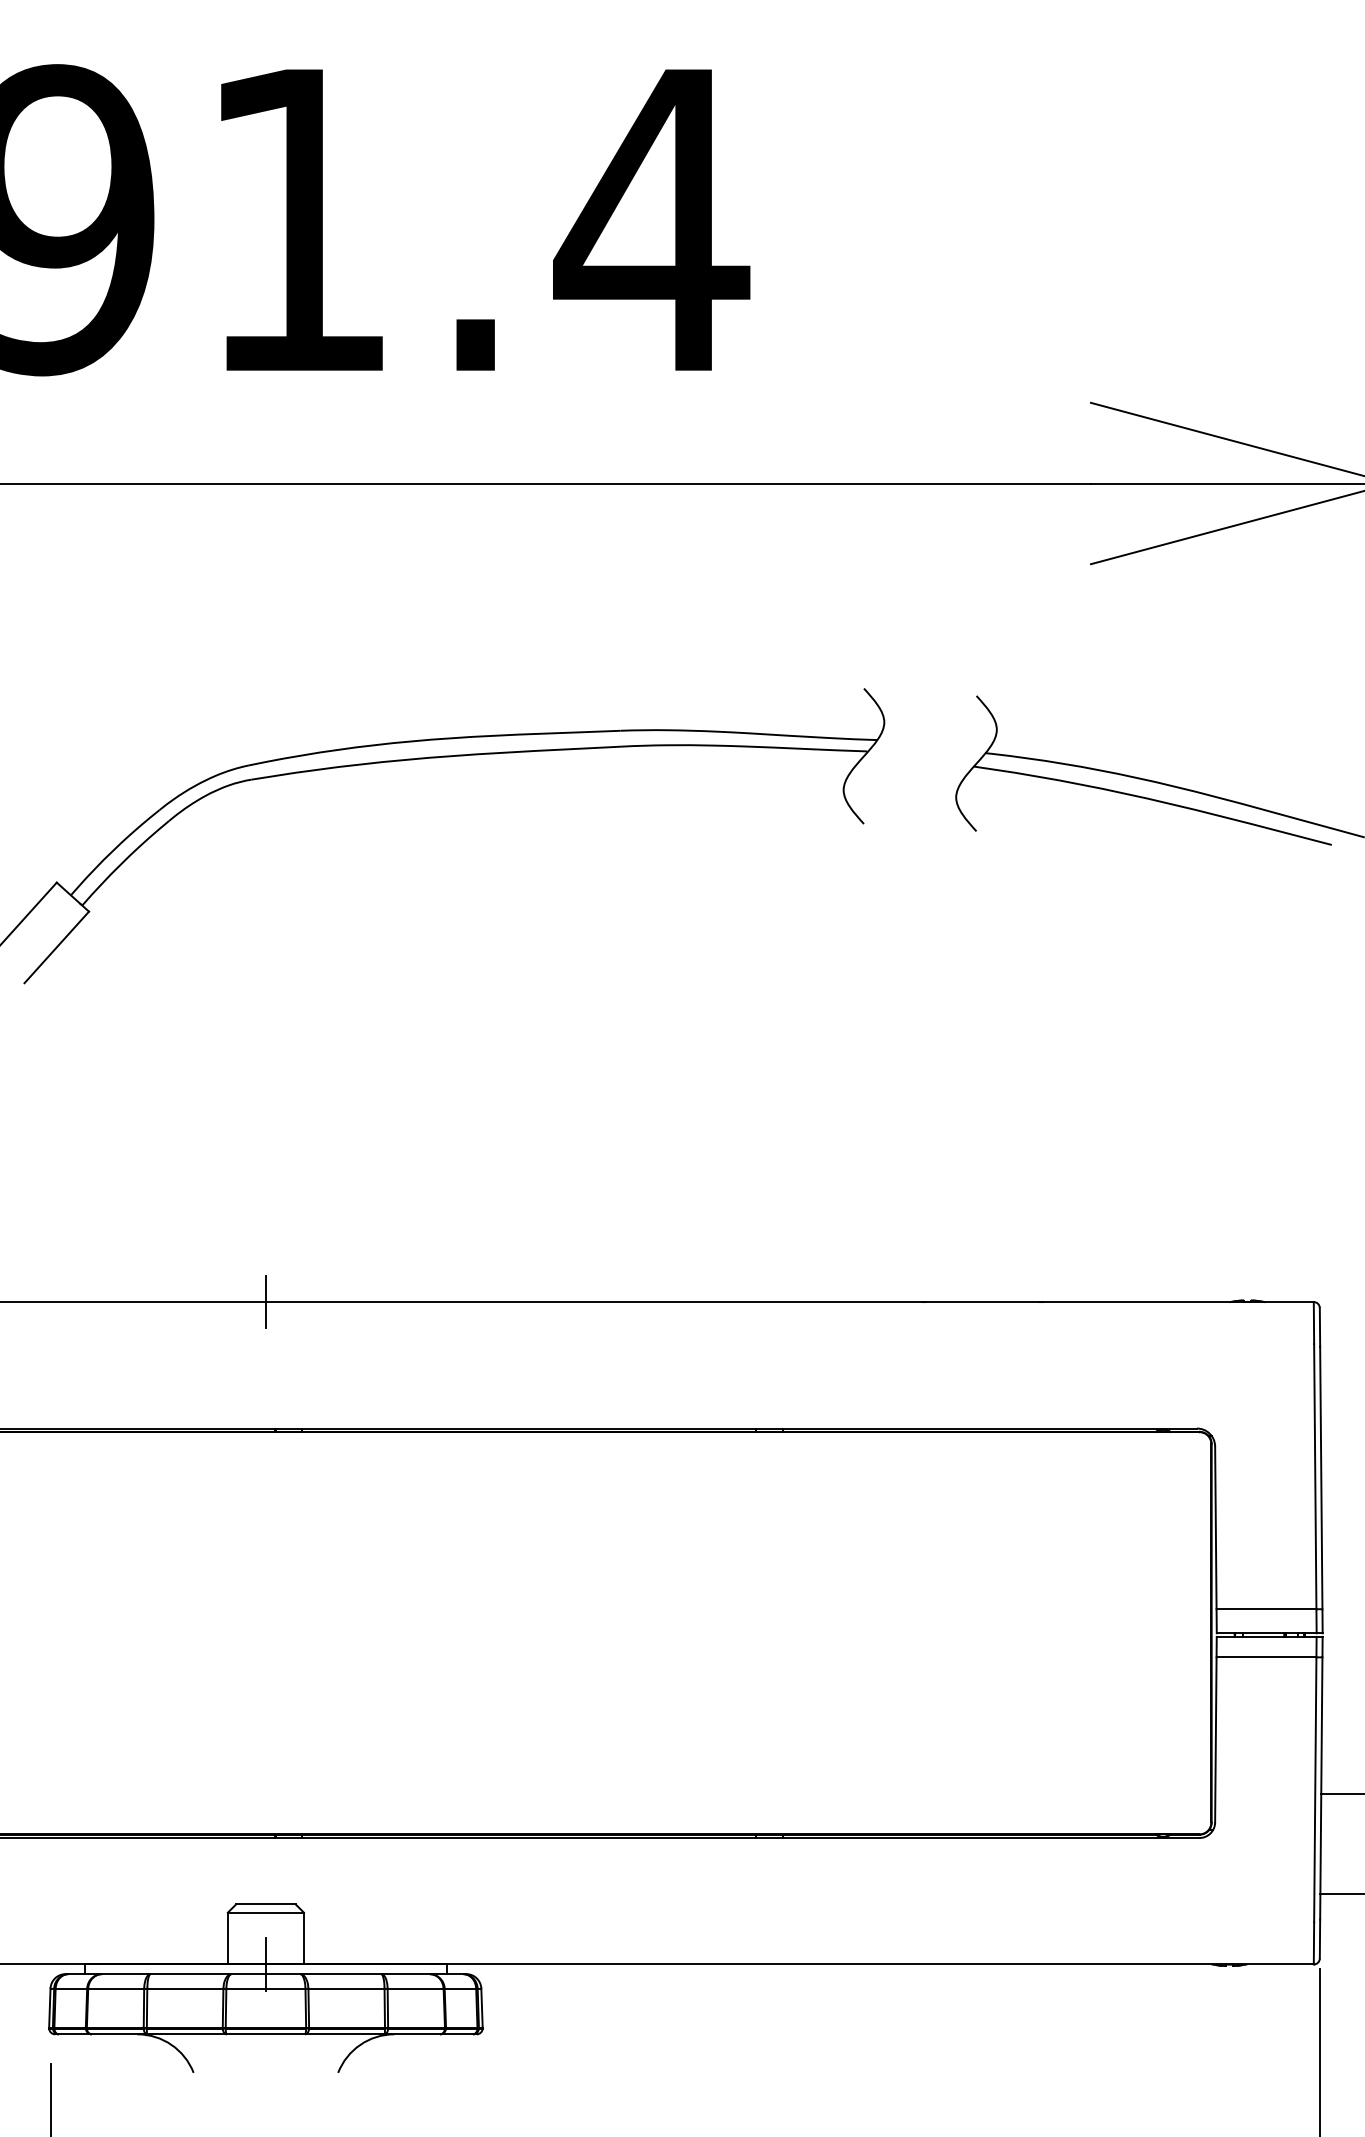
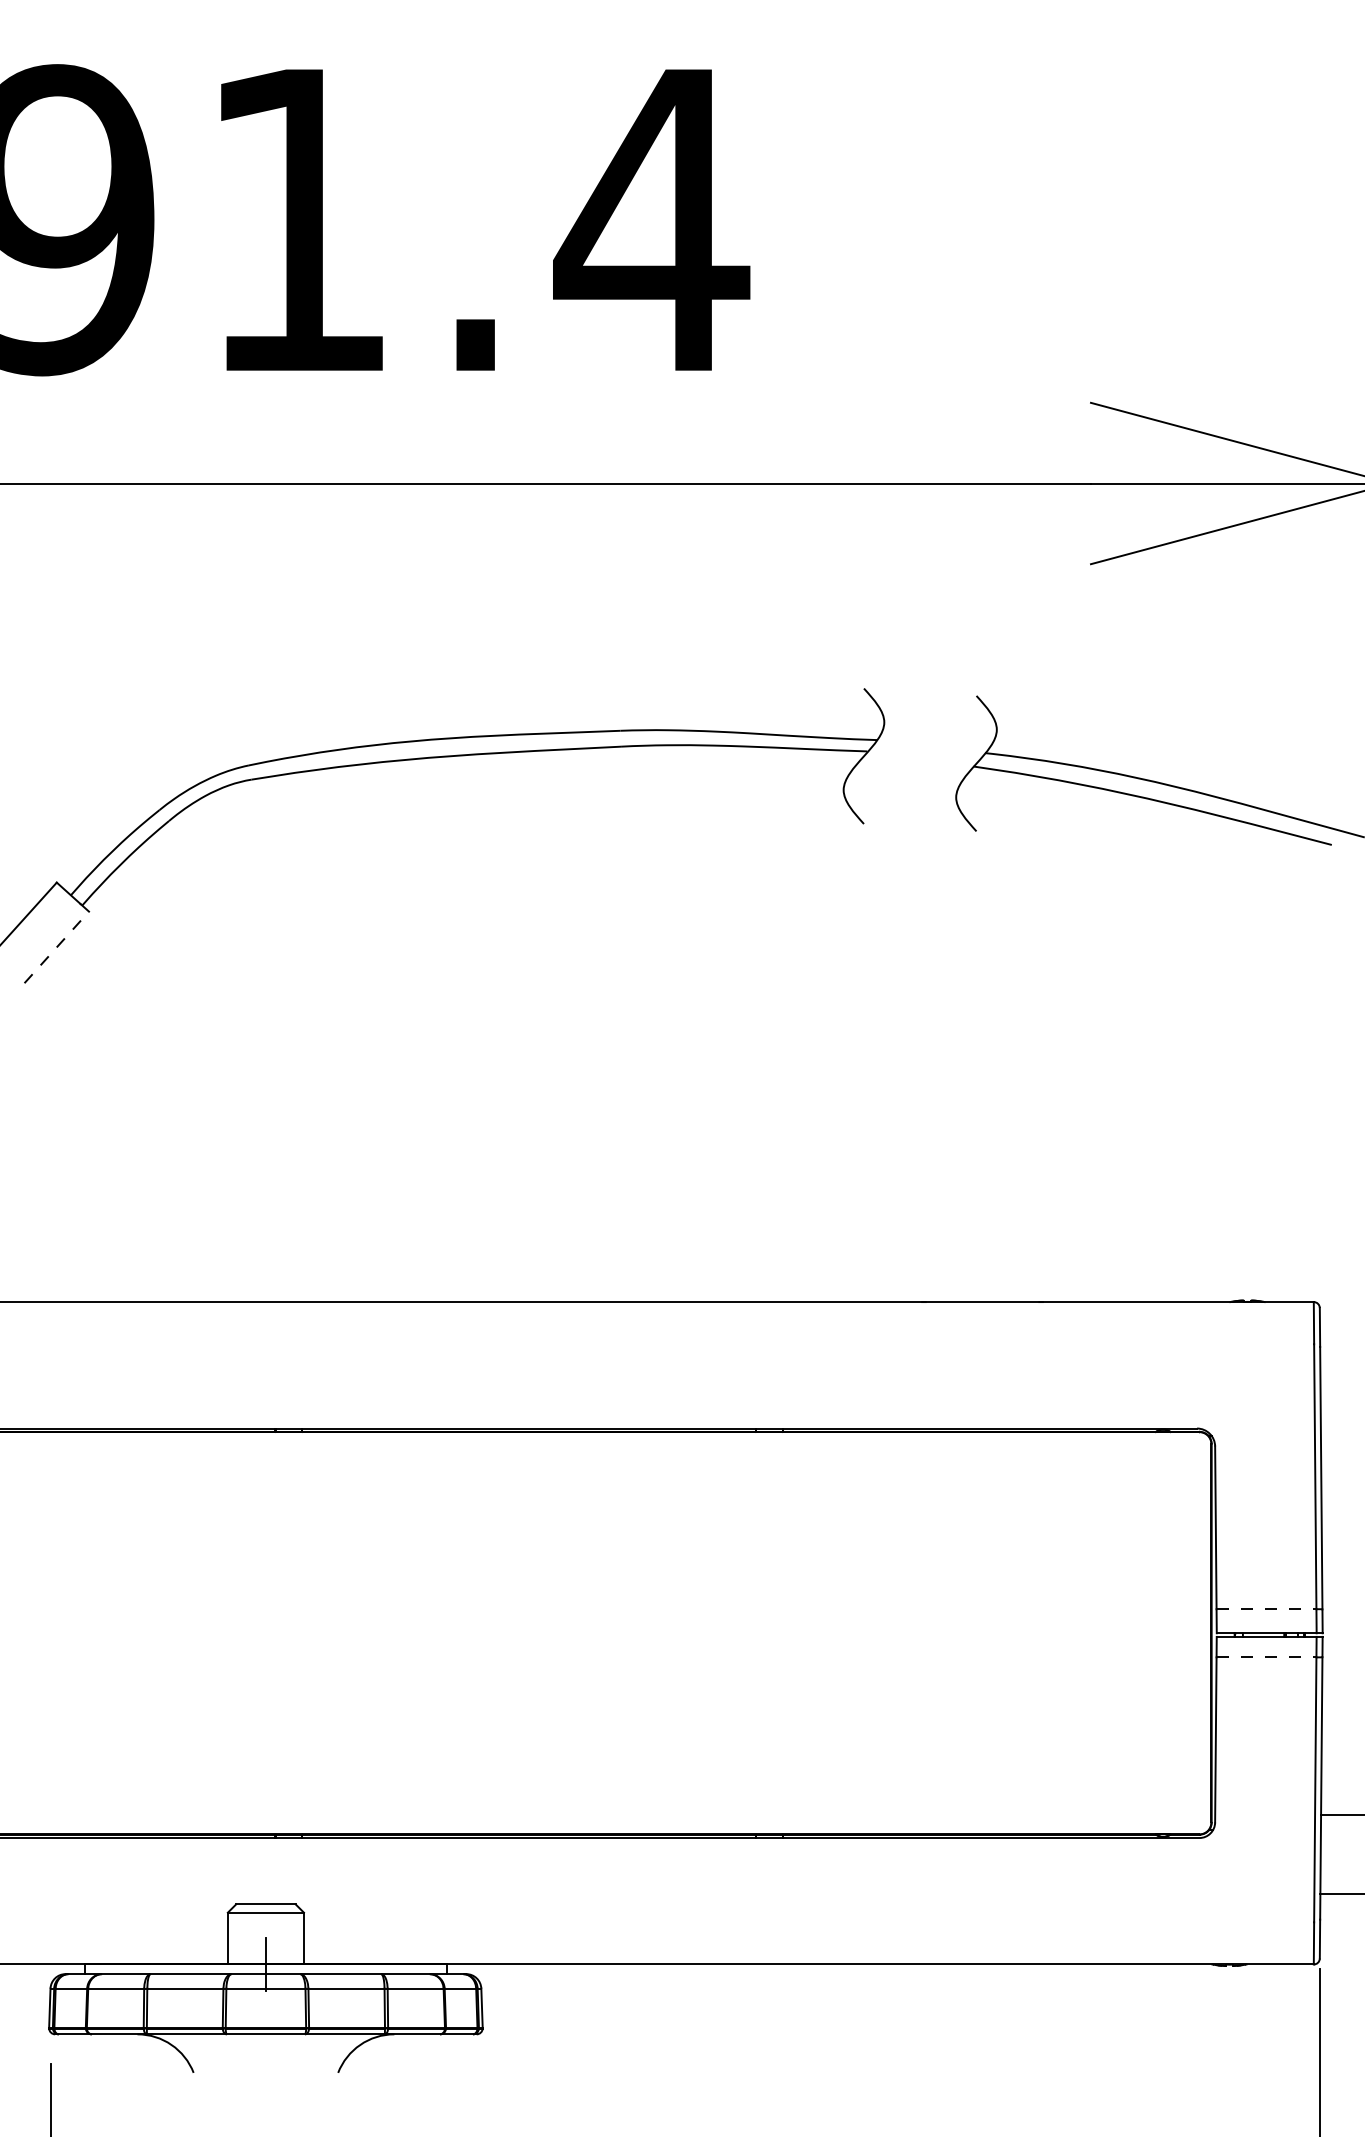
line: solid -> dashed (57, 947)
line: present -> none (265, 1302)
line: solid -> dashed (1266, 1609)
line: solid -> dashed (1266, 1657)
line position: (1341, 1794) -> (1341, 1815) (1341, 1815)
